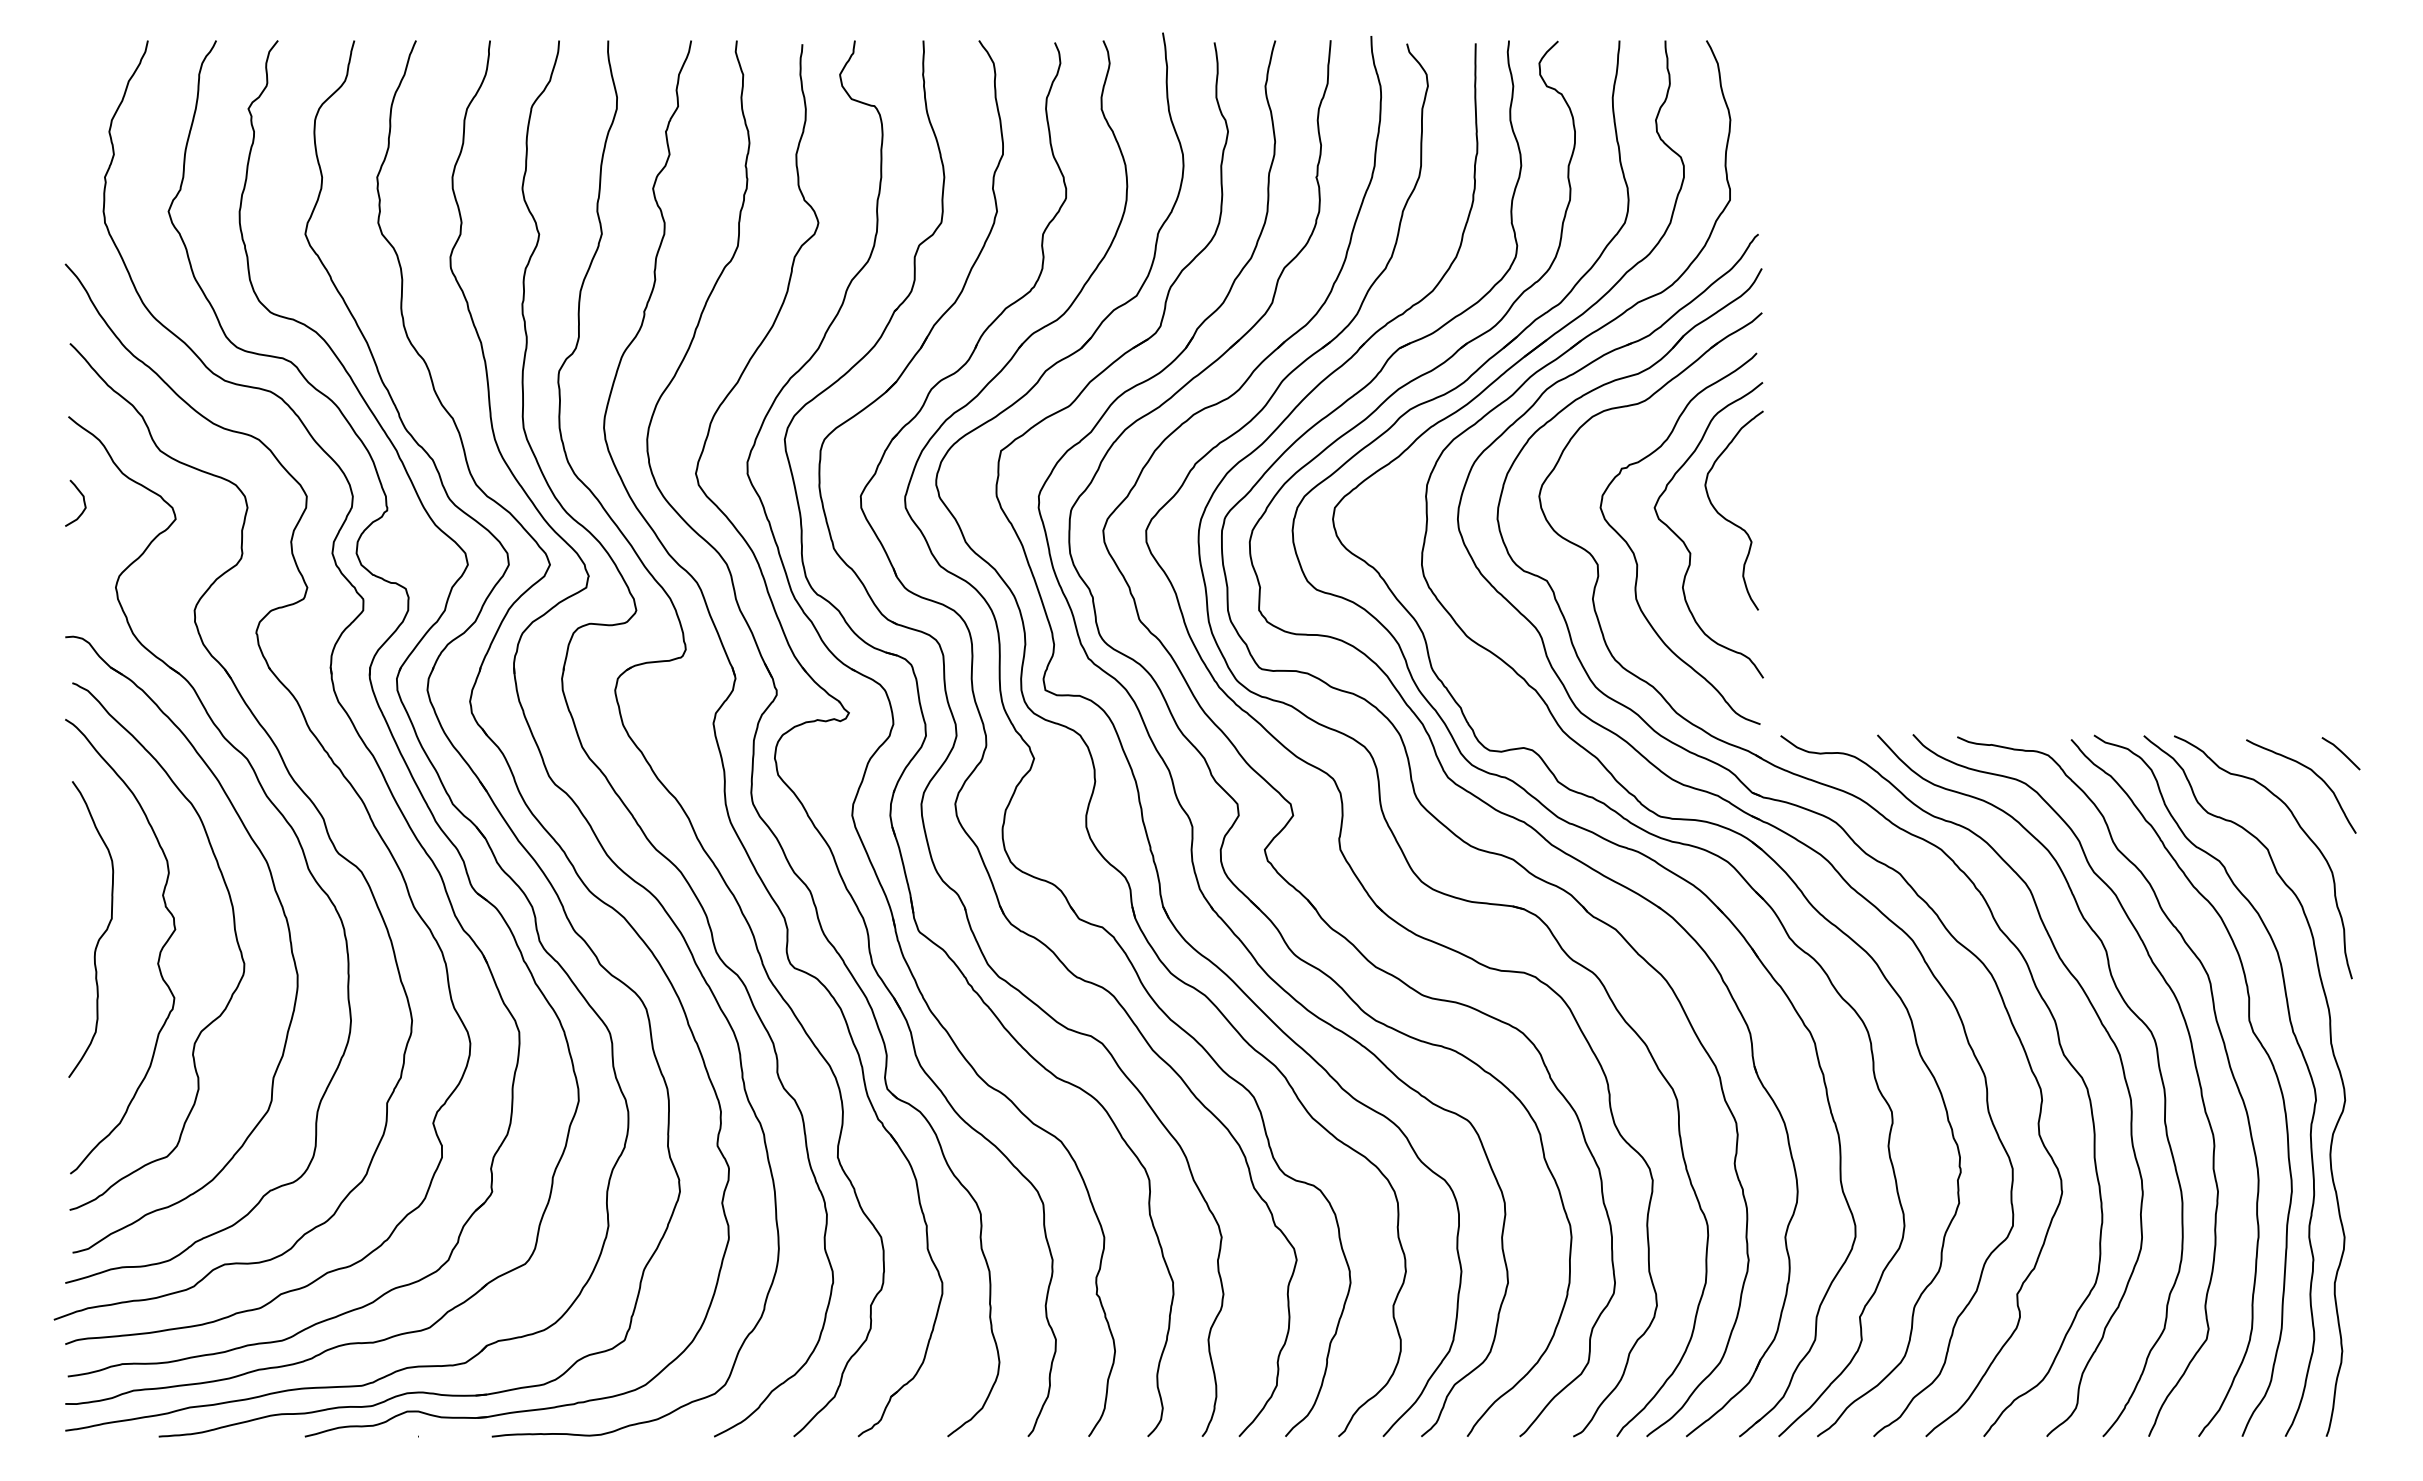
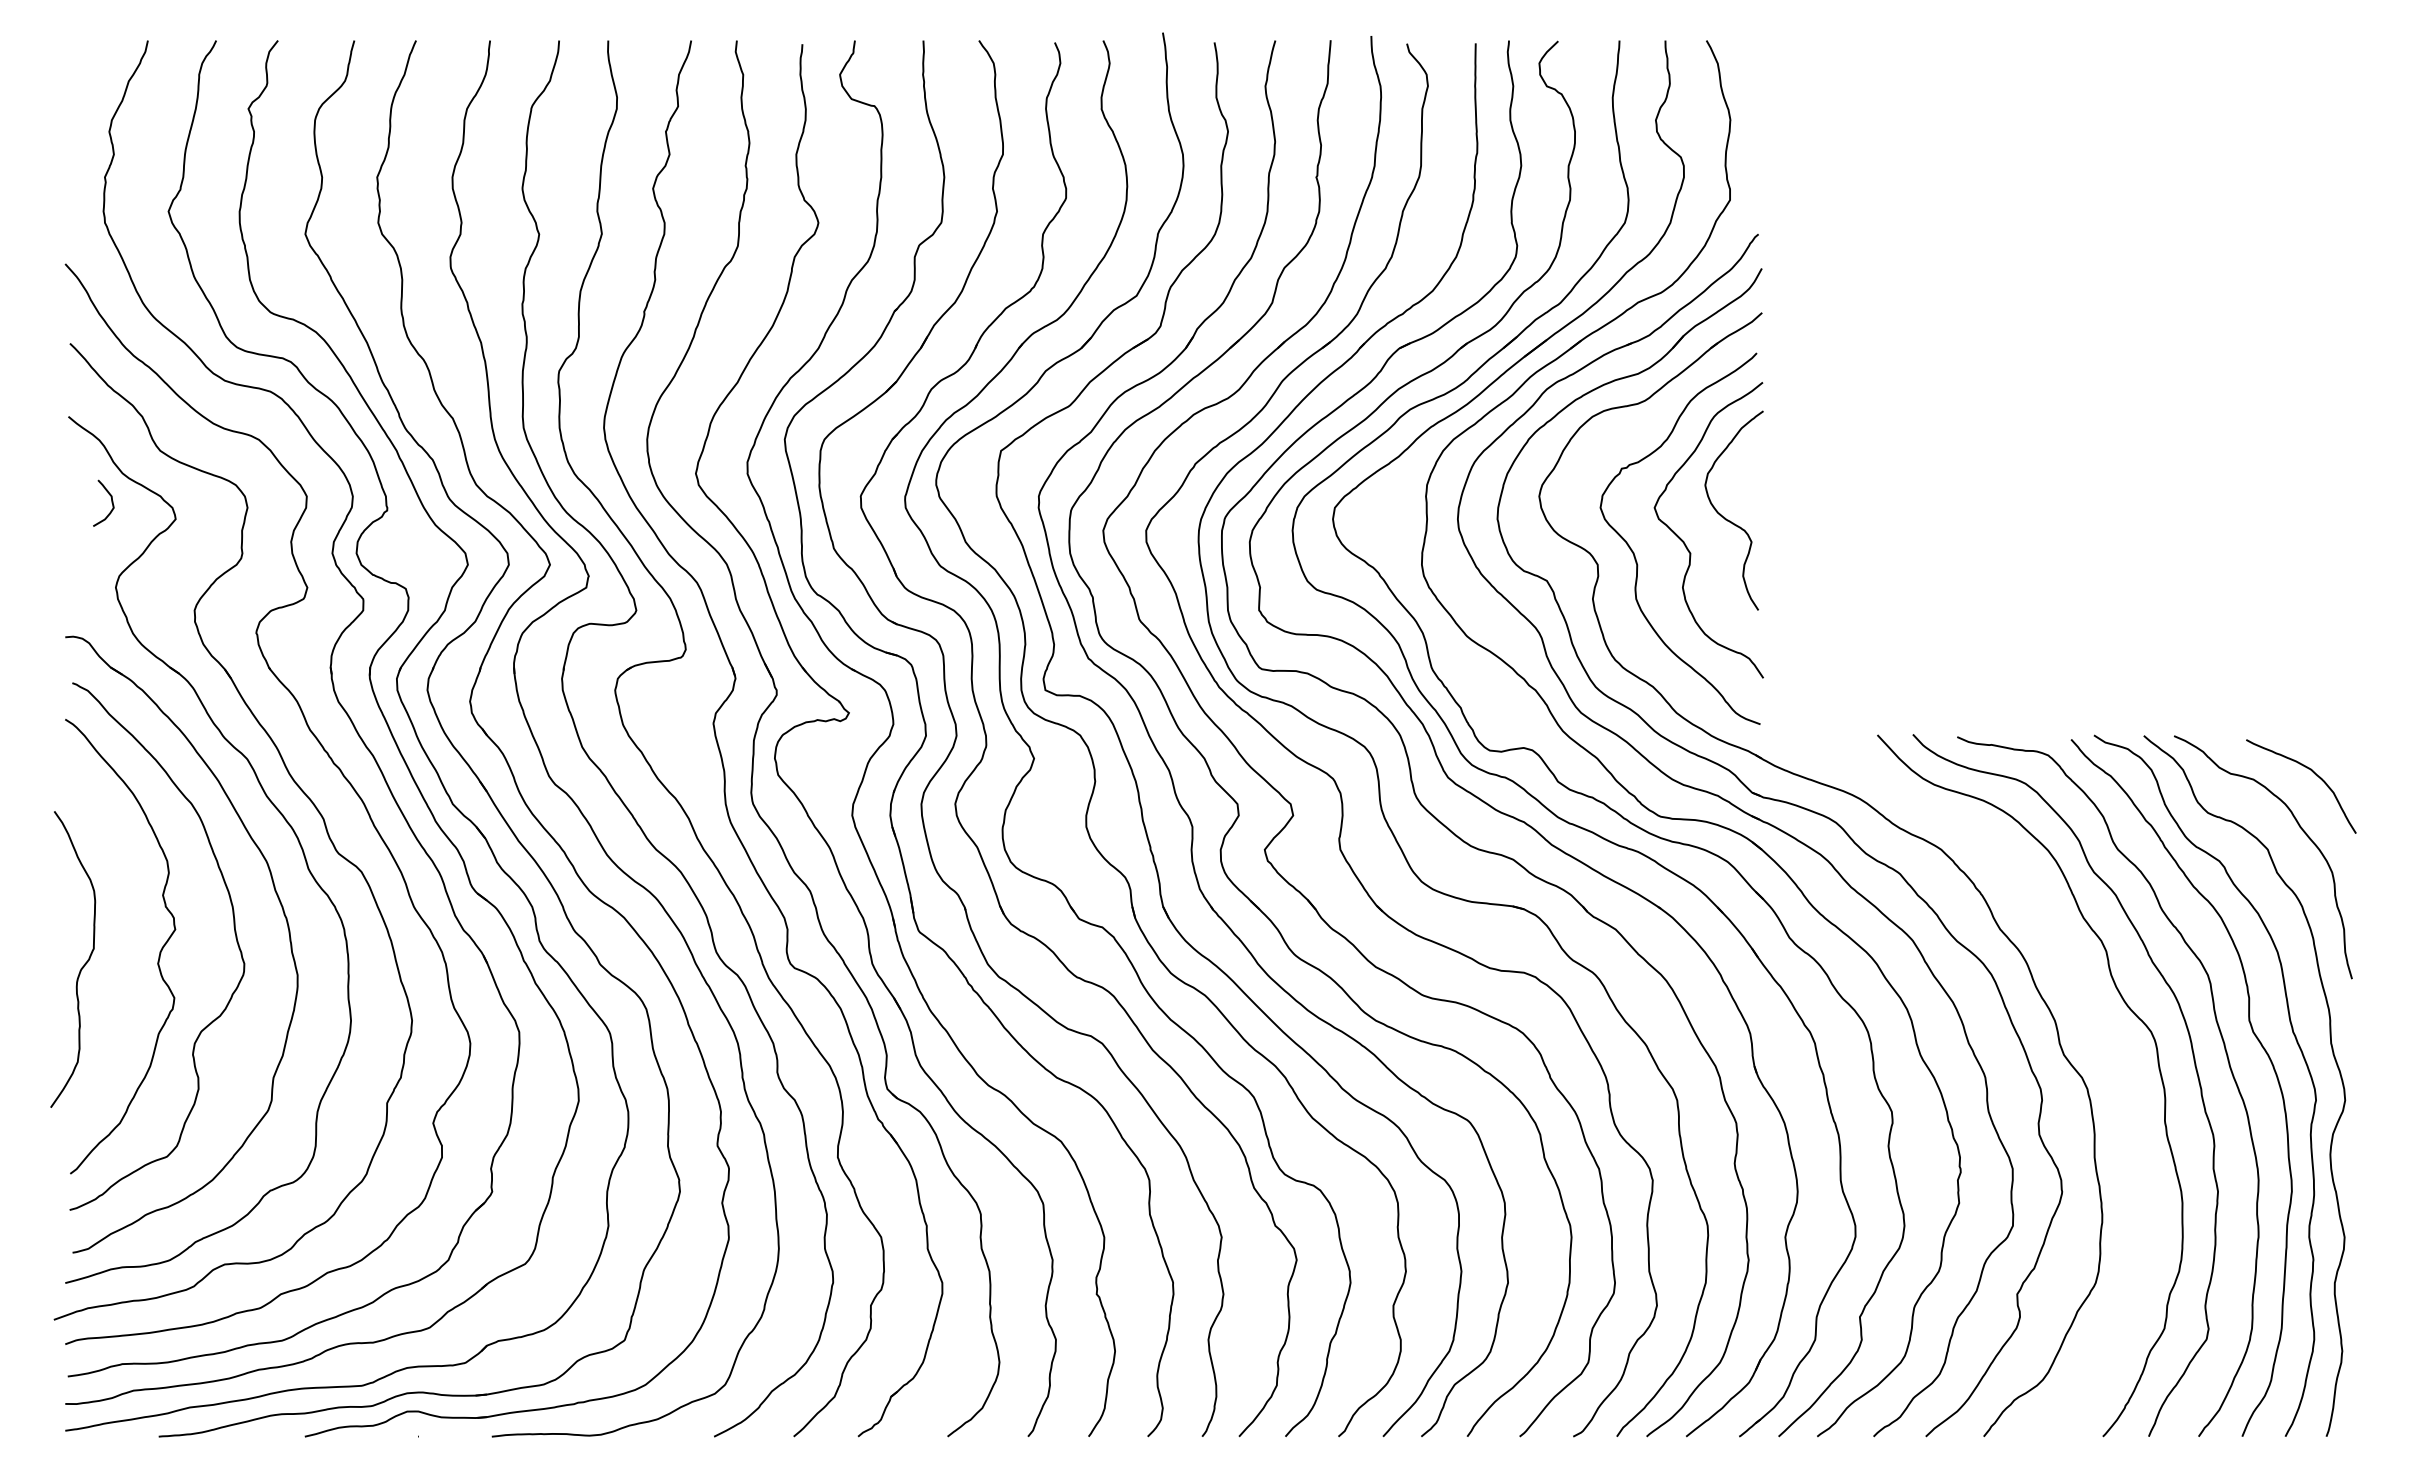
curve position: (83, 502) -> (111, 502) (111, 502)
curve: present -> none (2340, 752)
curve position: (99, 937) -> (81, 967) (81, 967)
curve: present -> none (2092, 1008)
